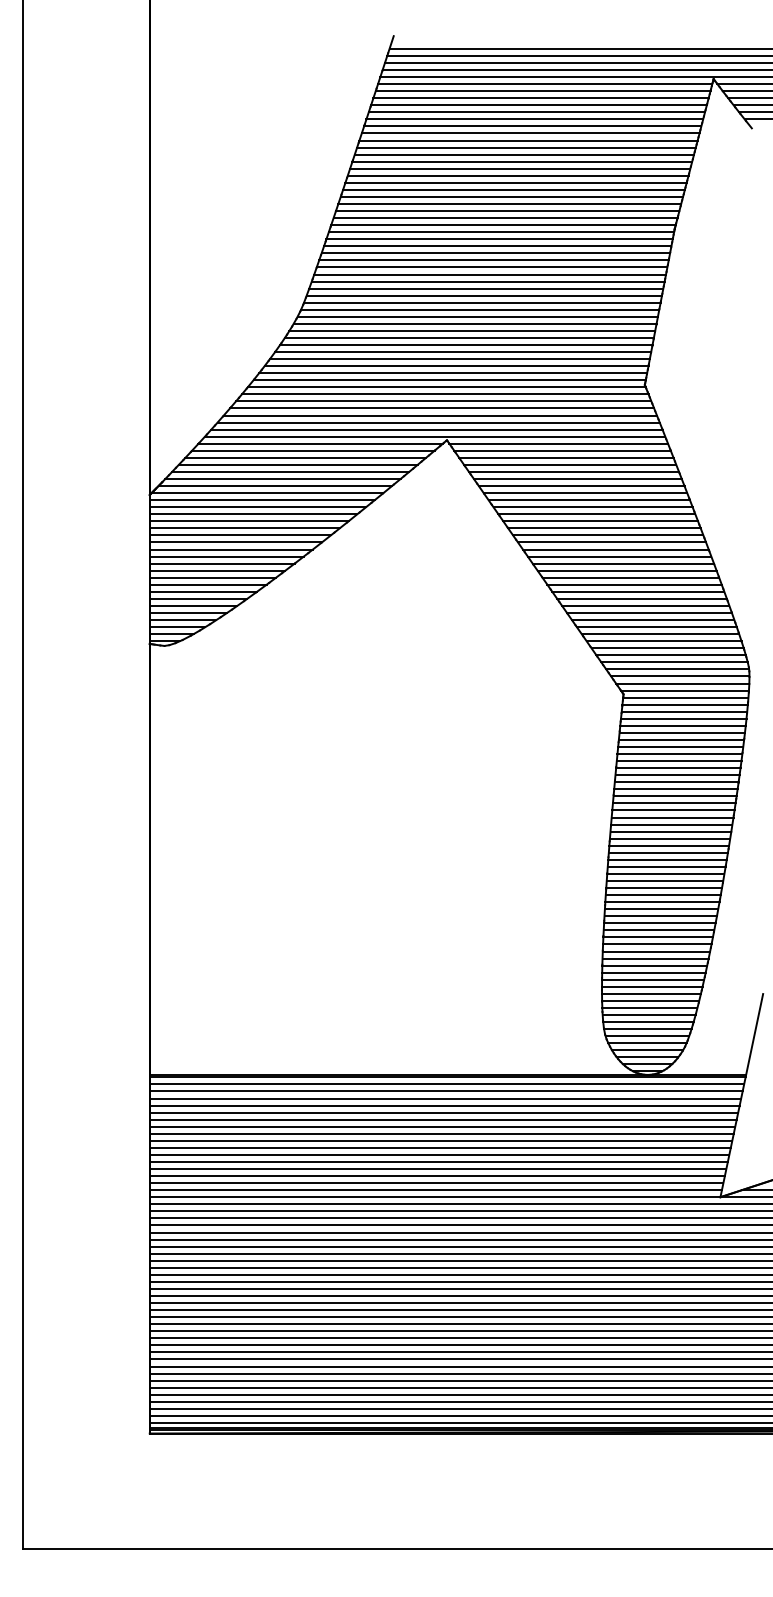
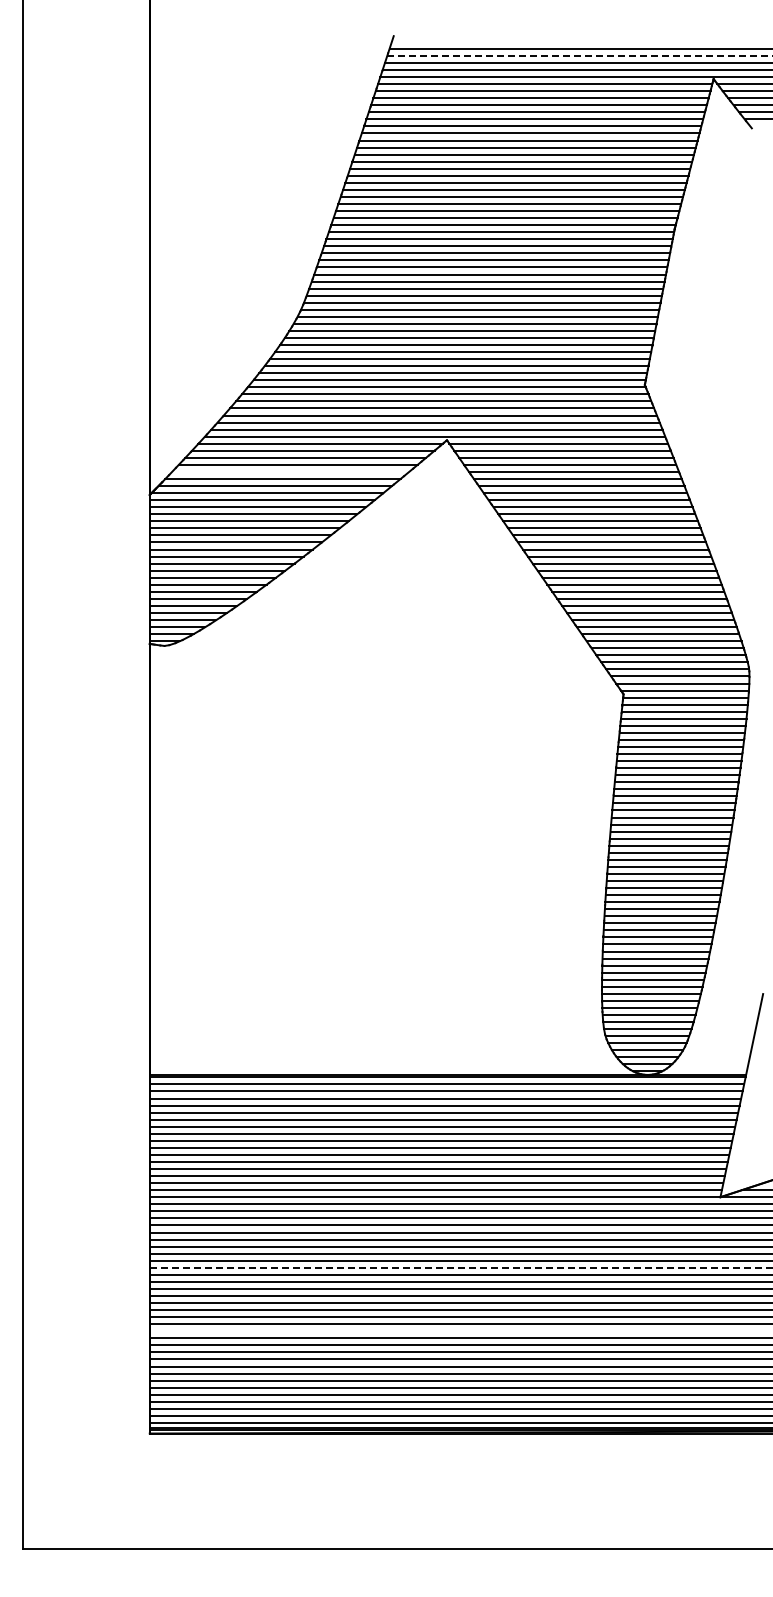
line: solid -> dashed (580, 55)
line: present -> none (290, 471)
line: solid -> dashed (461, 1267)
line: present -> none (459, 1331)
